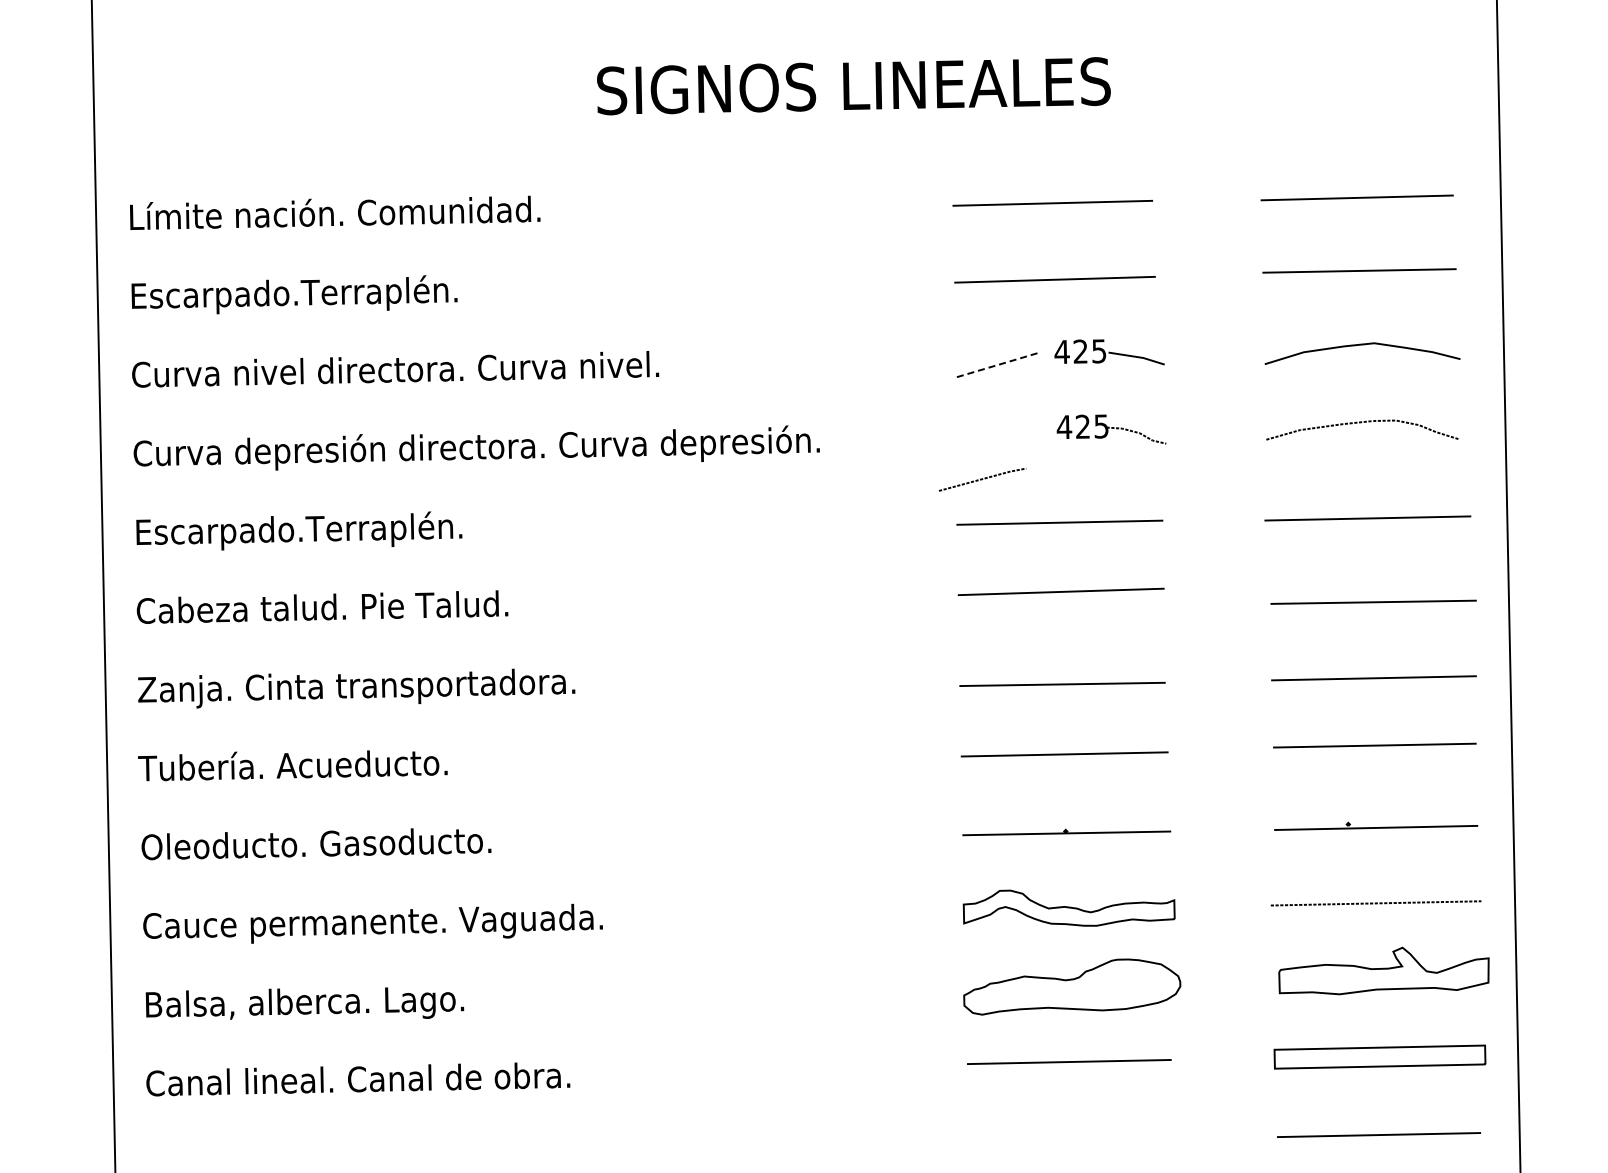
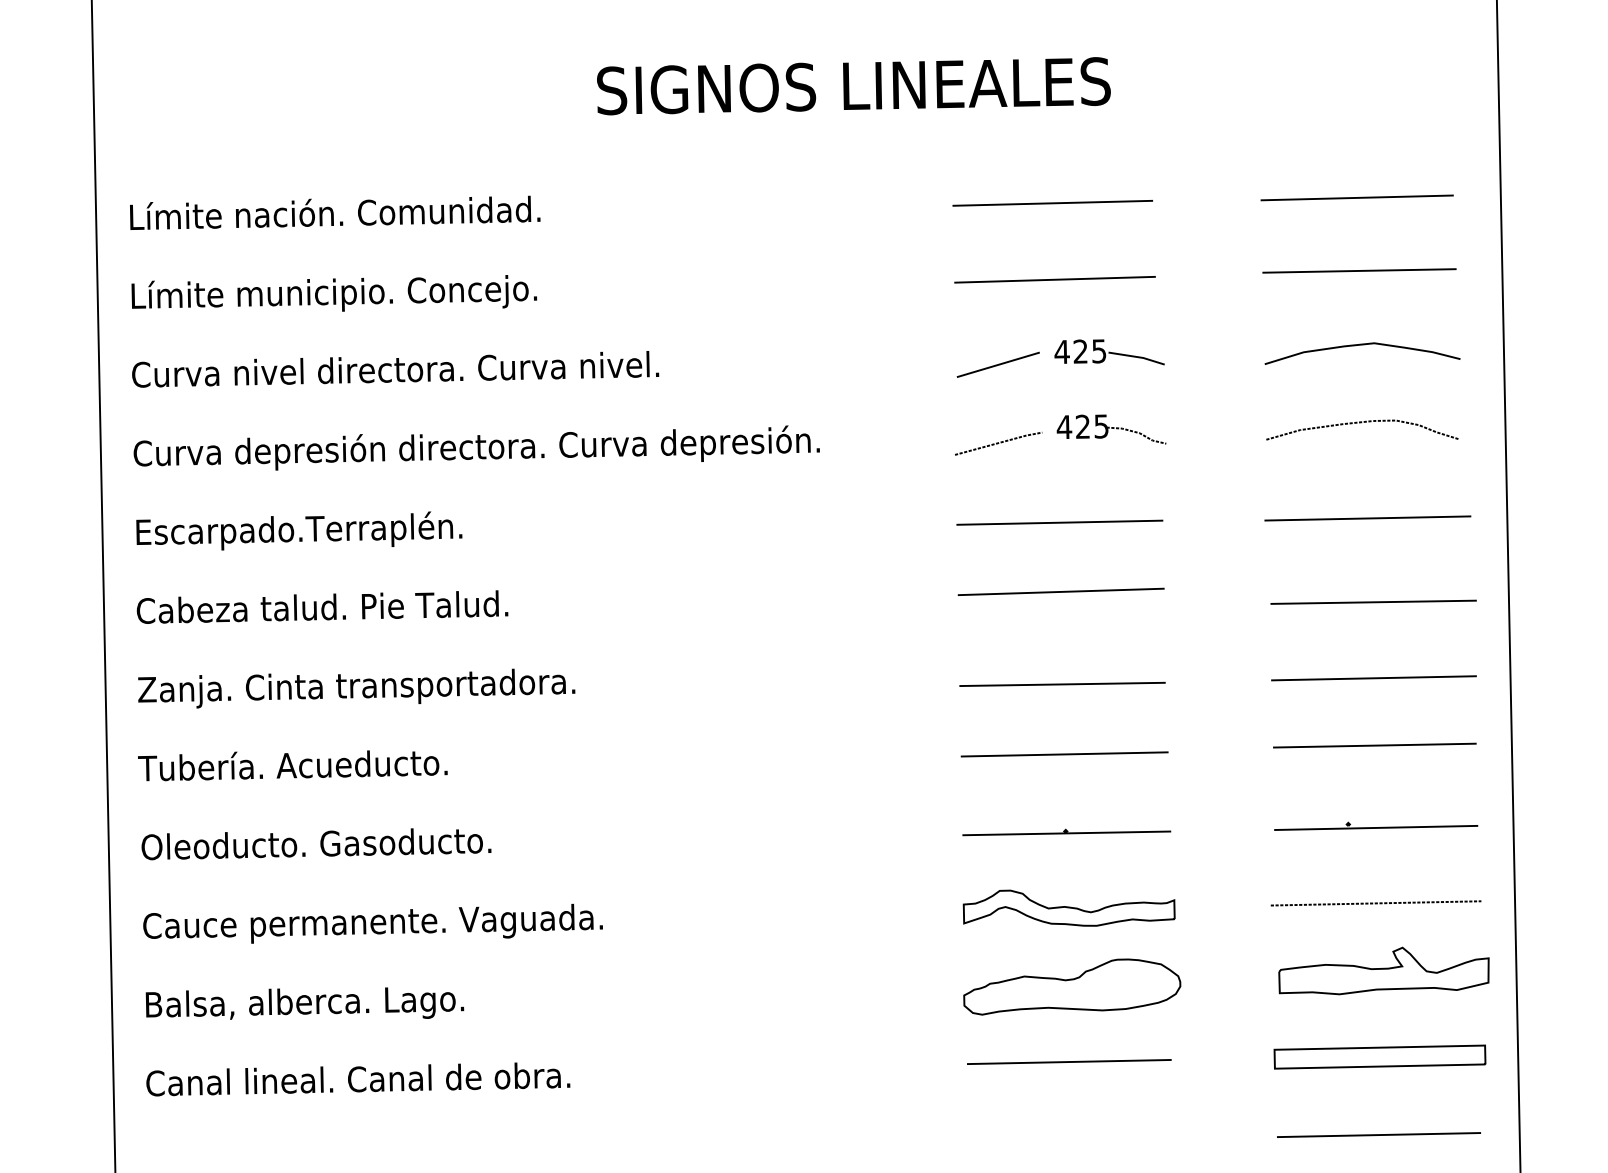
text: Escarpado.Terraplén. -> Límite municipio. Concejo. (335, 294)
line: dashed -> solid (998, 364)
line position: (982, 479) -> (998, 443) (998, 443)
